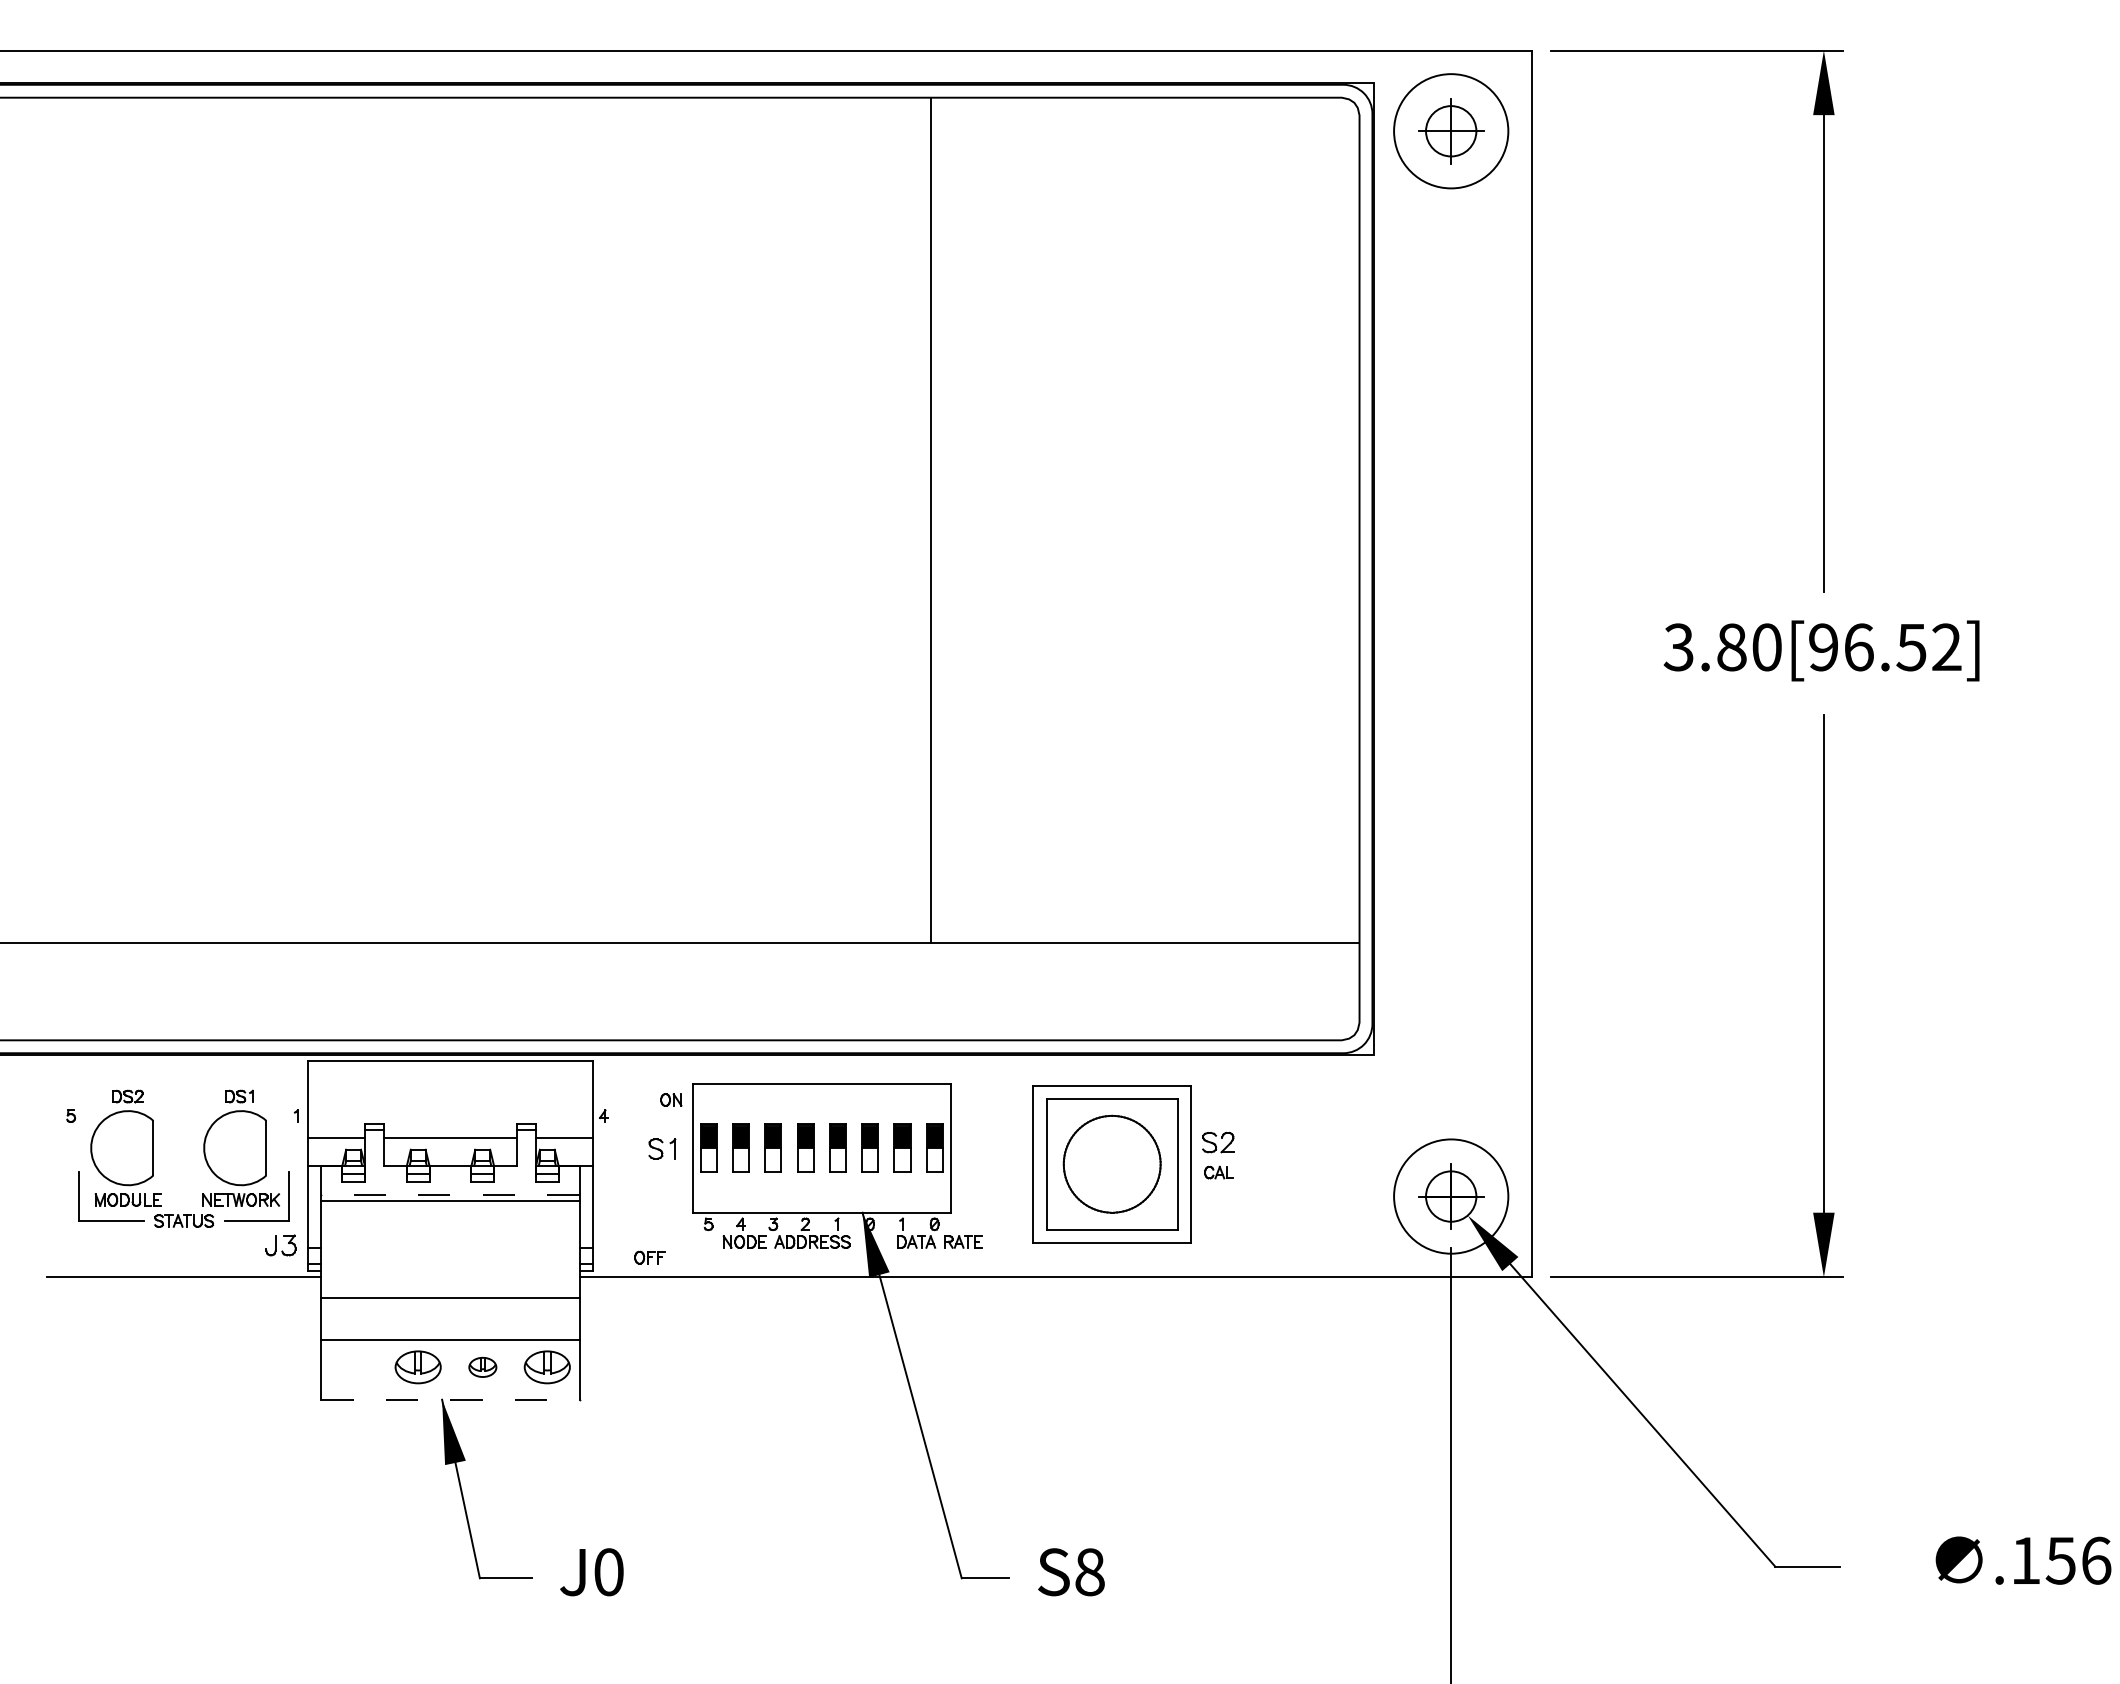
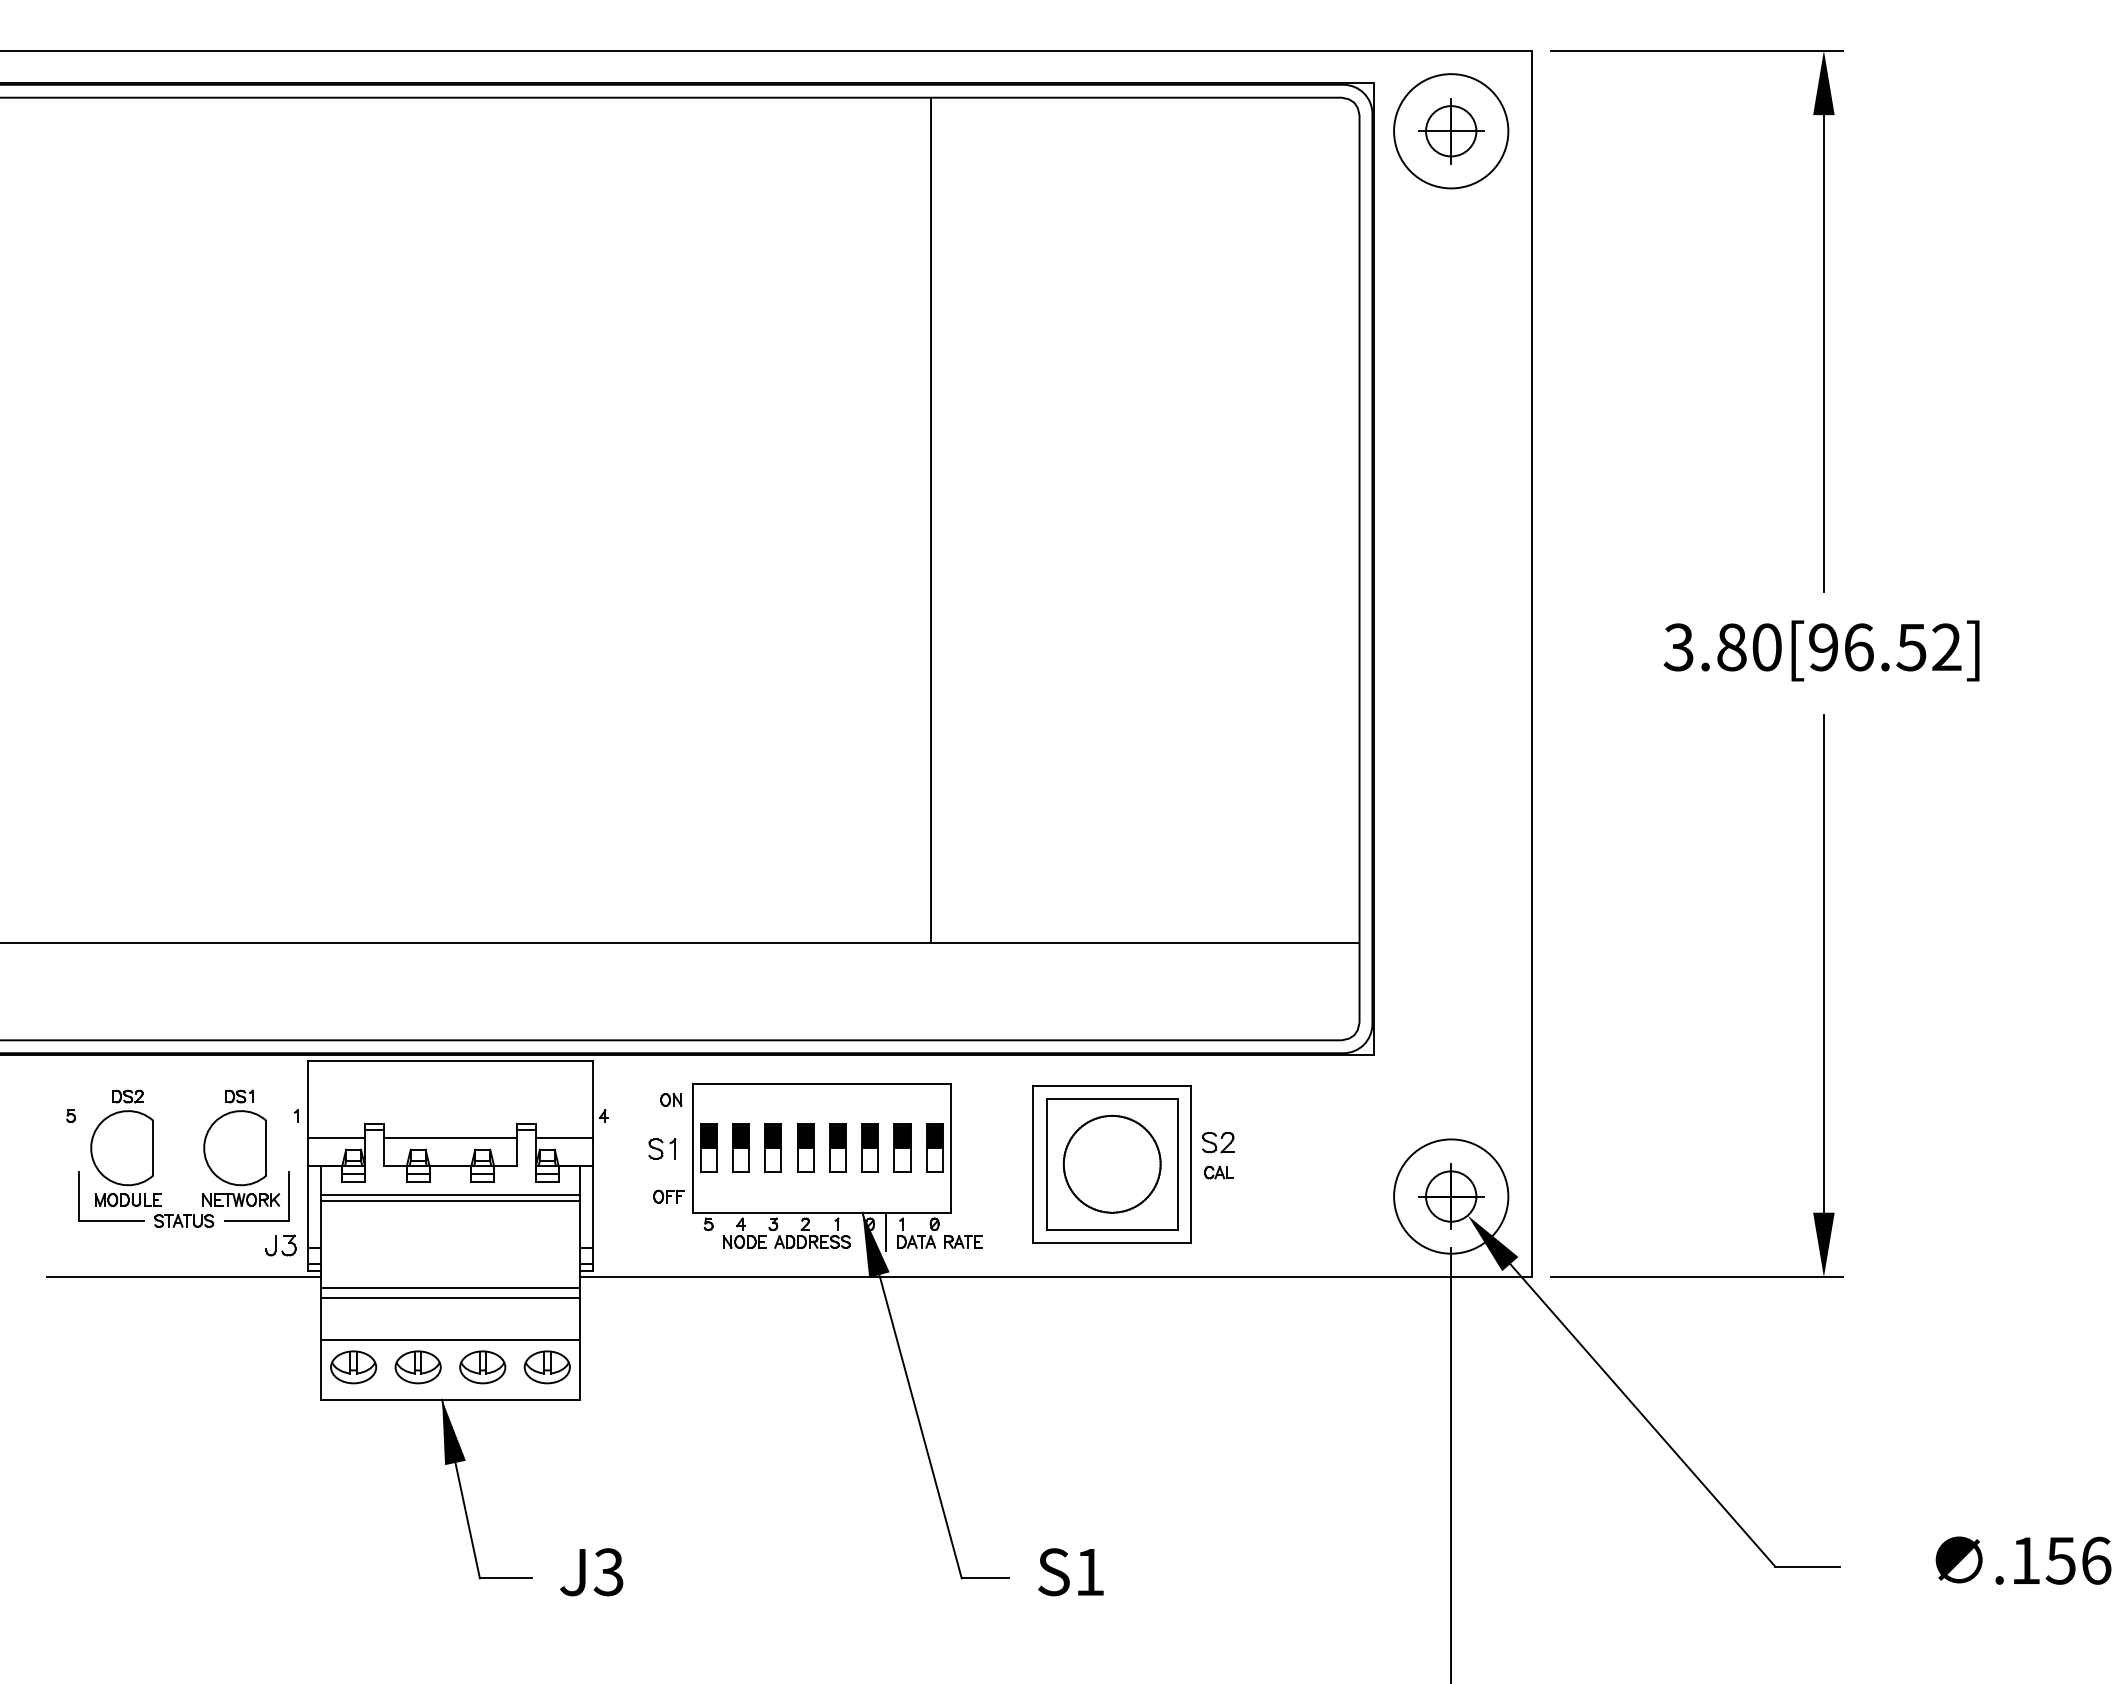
line: dashed -> solid (449, 1194)
line: none -> present (886, 1231)
part position: (649, 1257) -> (668, 1196) (668, 1196)
line: none -> present (450, 1287)
part: none -> present (353, 1367)
part size: 30x21 px -> 48x35 px (482, 1367)
line: dashed -> solid (450, 1399)
text: J0 -> J3 (608, 1572)
text: S8 -> S1 (1089, 1572)
